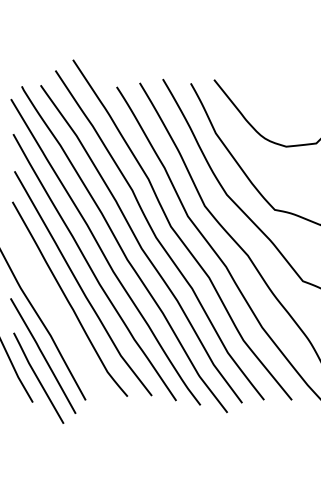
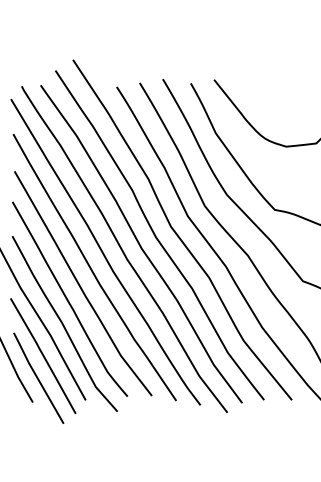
curve: none -> present (63, 323)
